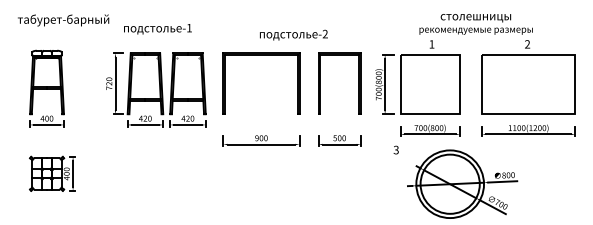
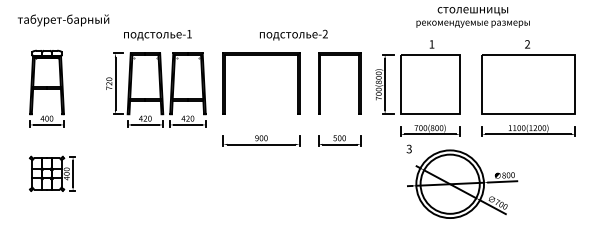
text position: (475, 24) -> (472, 17) (472, 17)
text position: (157, 29) -> (157, 35) (157, 35)
text position: (395, 149) -> (408, 148) (408, 148)
